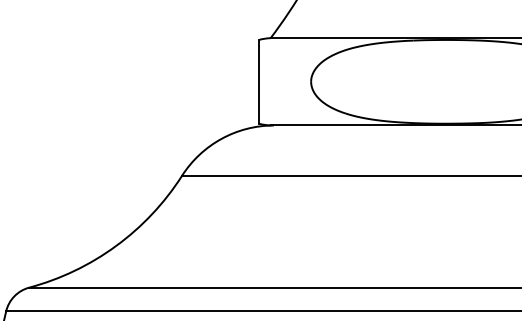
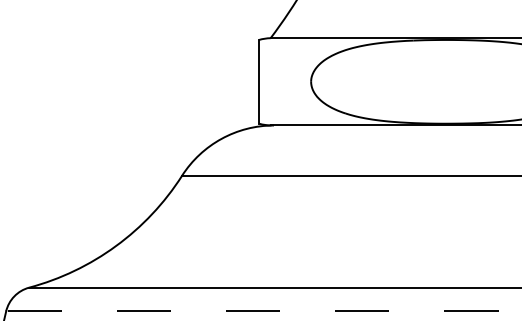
line: solid -> dashed (264, 311)
